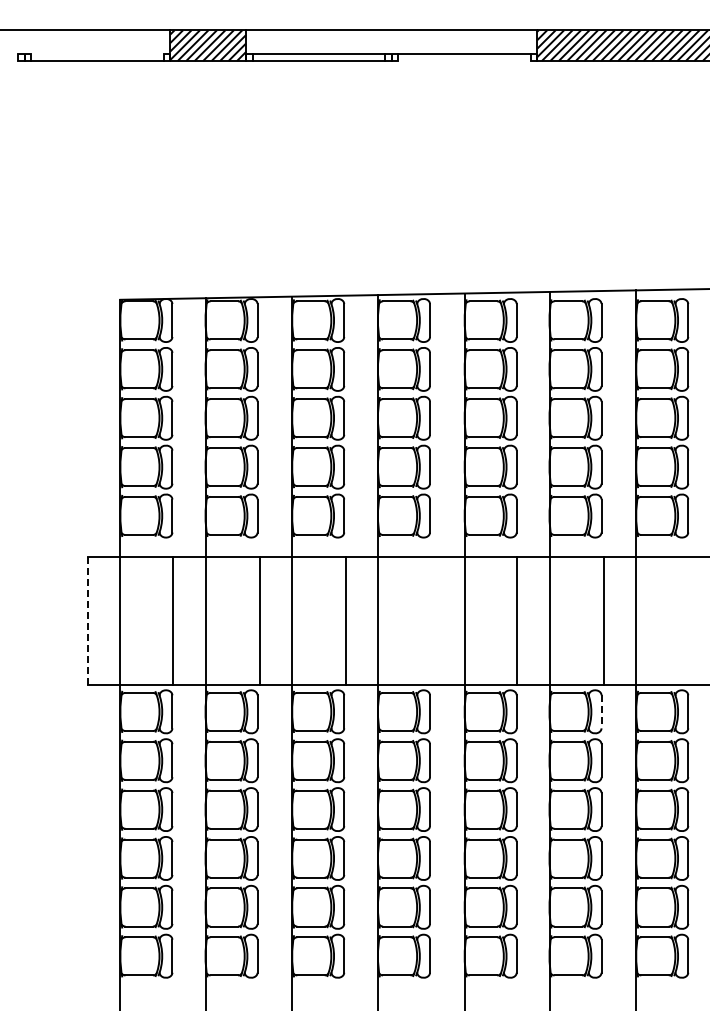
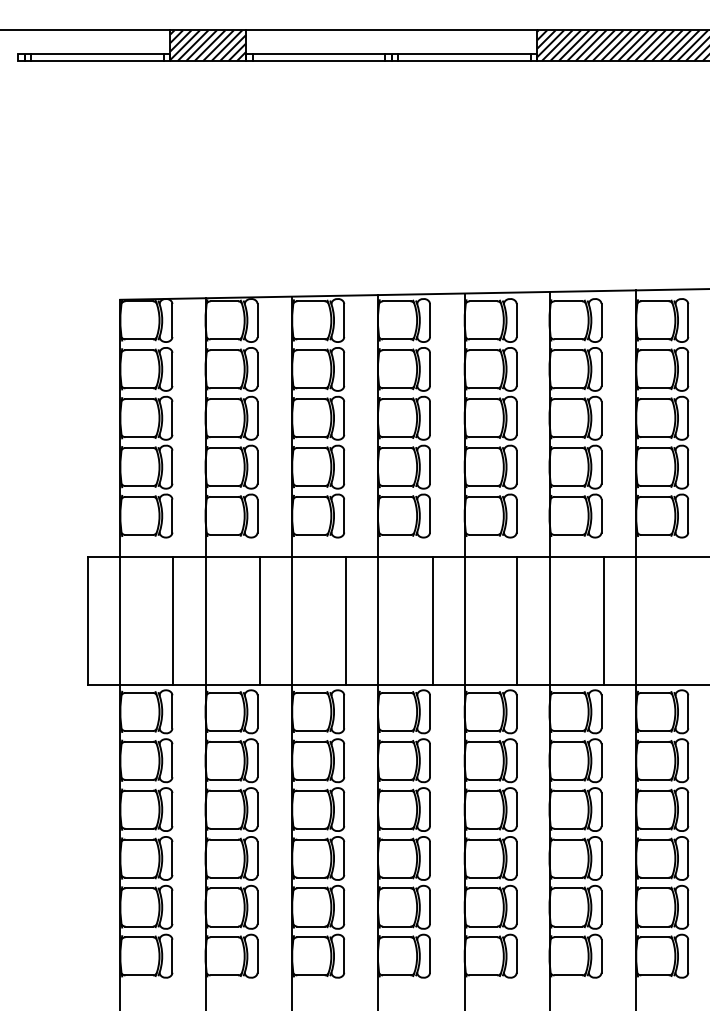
line: none -> present (97, 54)
line: none -> present (464, 60)
line: dashed -> solid (88, 621)
line: none -> present (432, 621)
line: dashed -> solid (601, 711)
